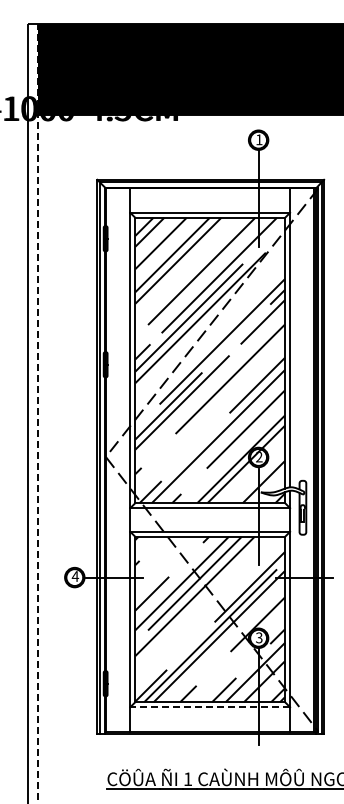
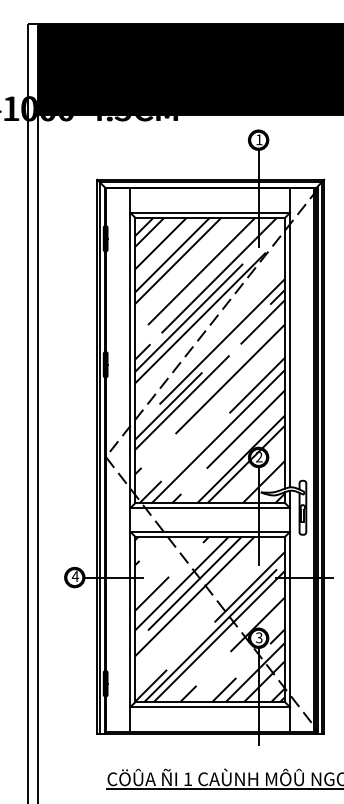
line: dashed -> solid (38, 413)
line: dashed -> solid (210, 707)
